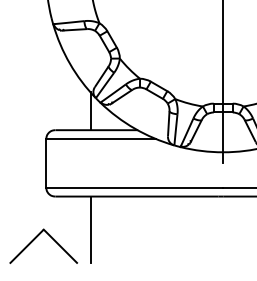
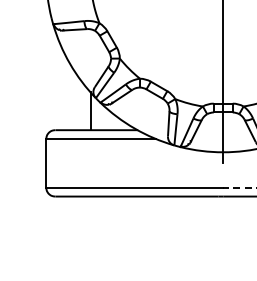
line: solid -> dashed (239, 187)
line: present -> none (90, 229)
part: present -> none (36, 238)
